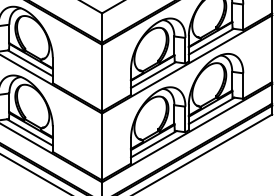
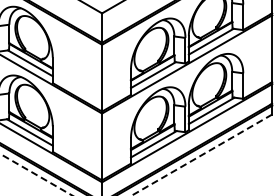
line: solid -> dashed (201, 155)
line: solid -> dashed (37, 175)
